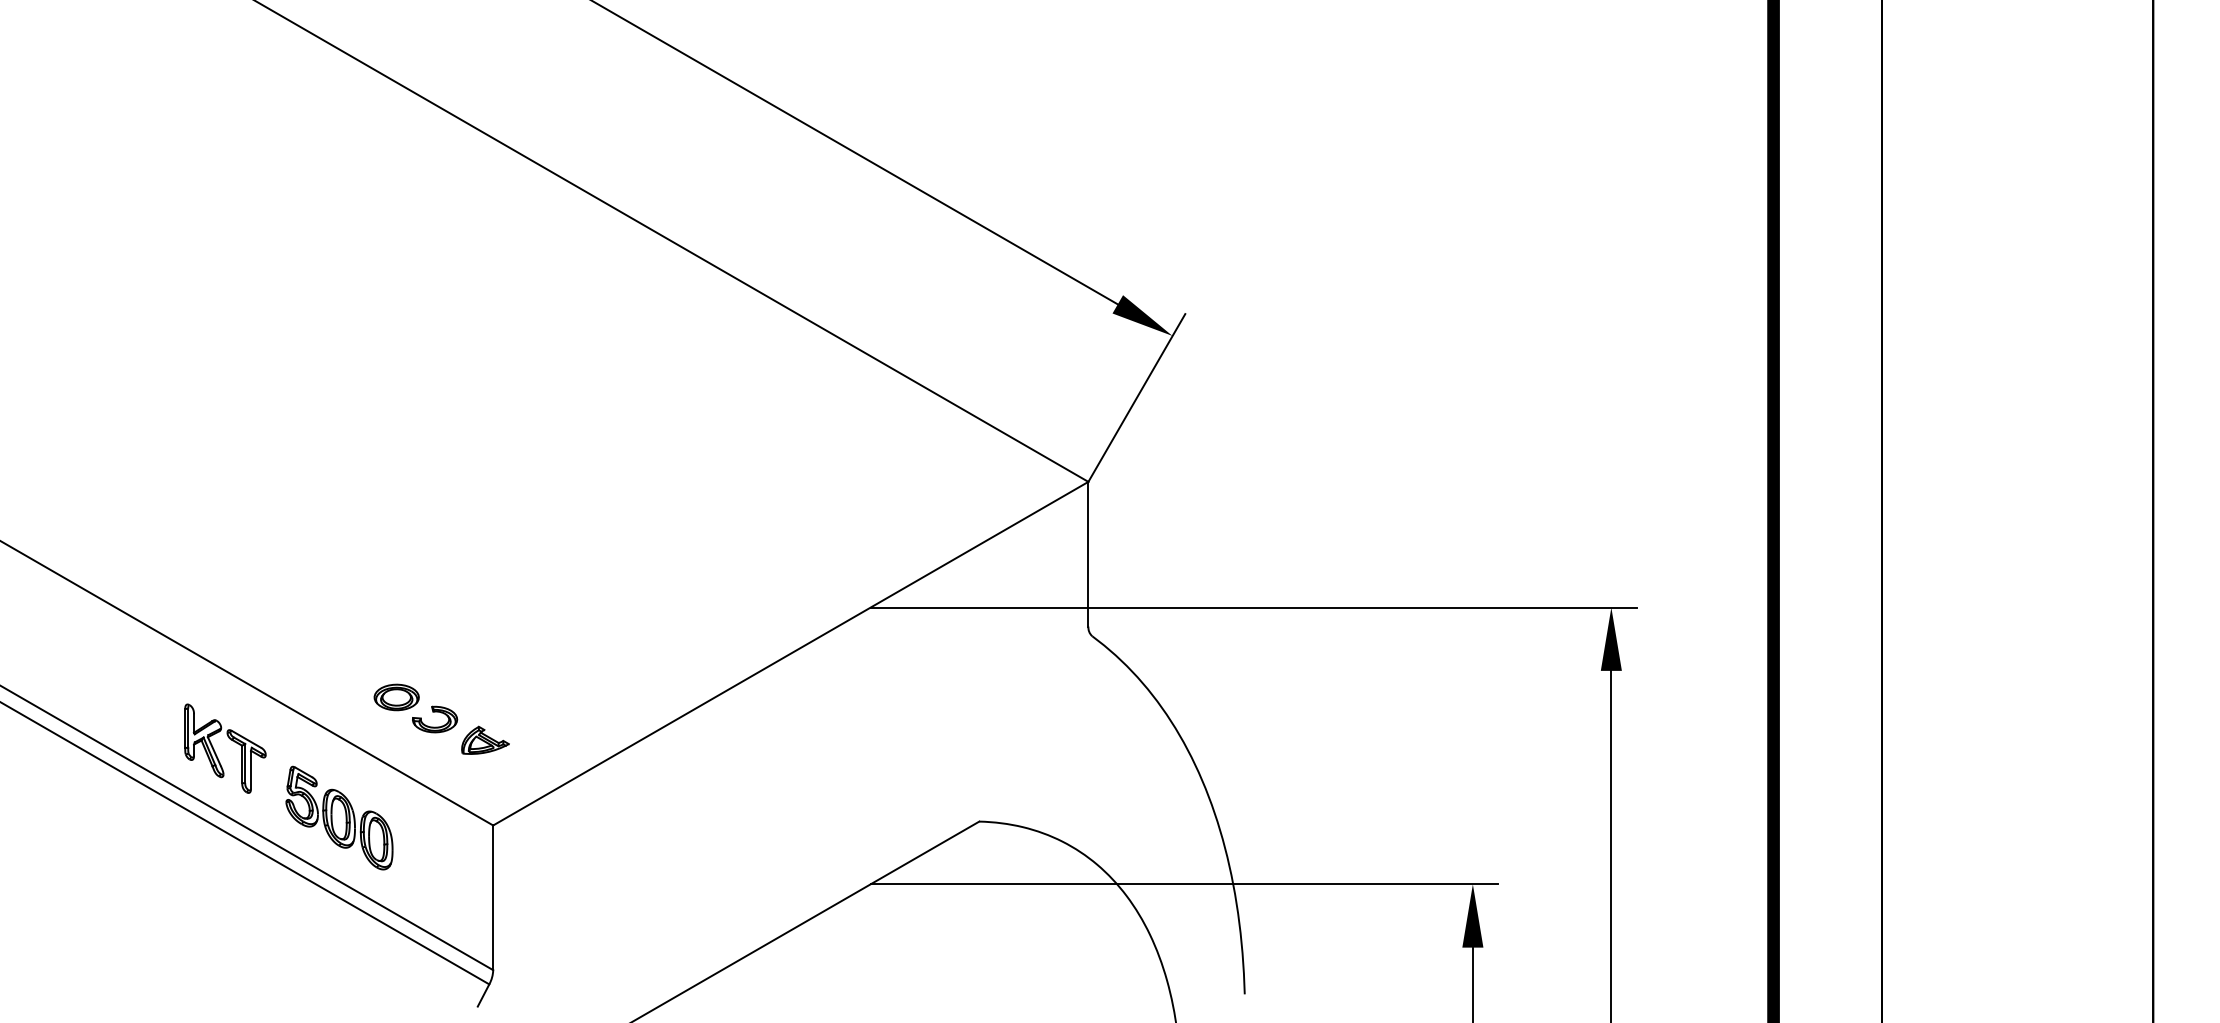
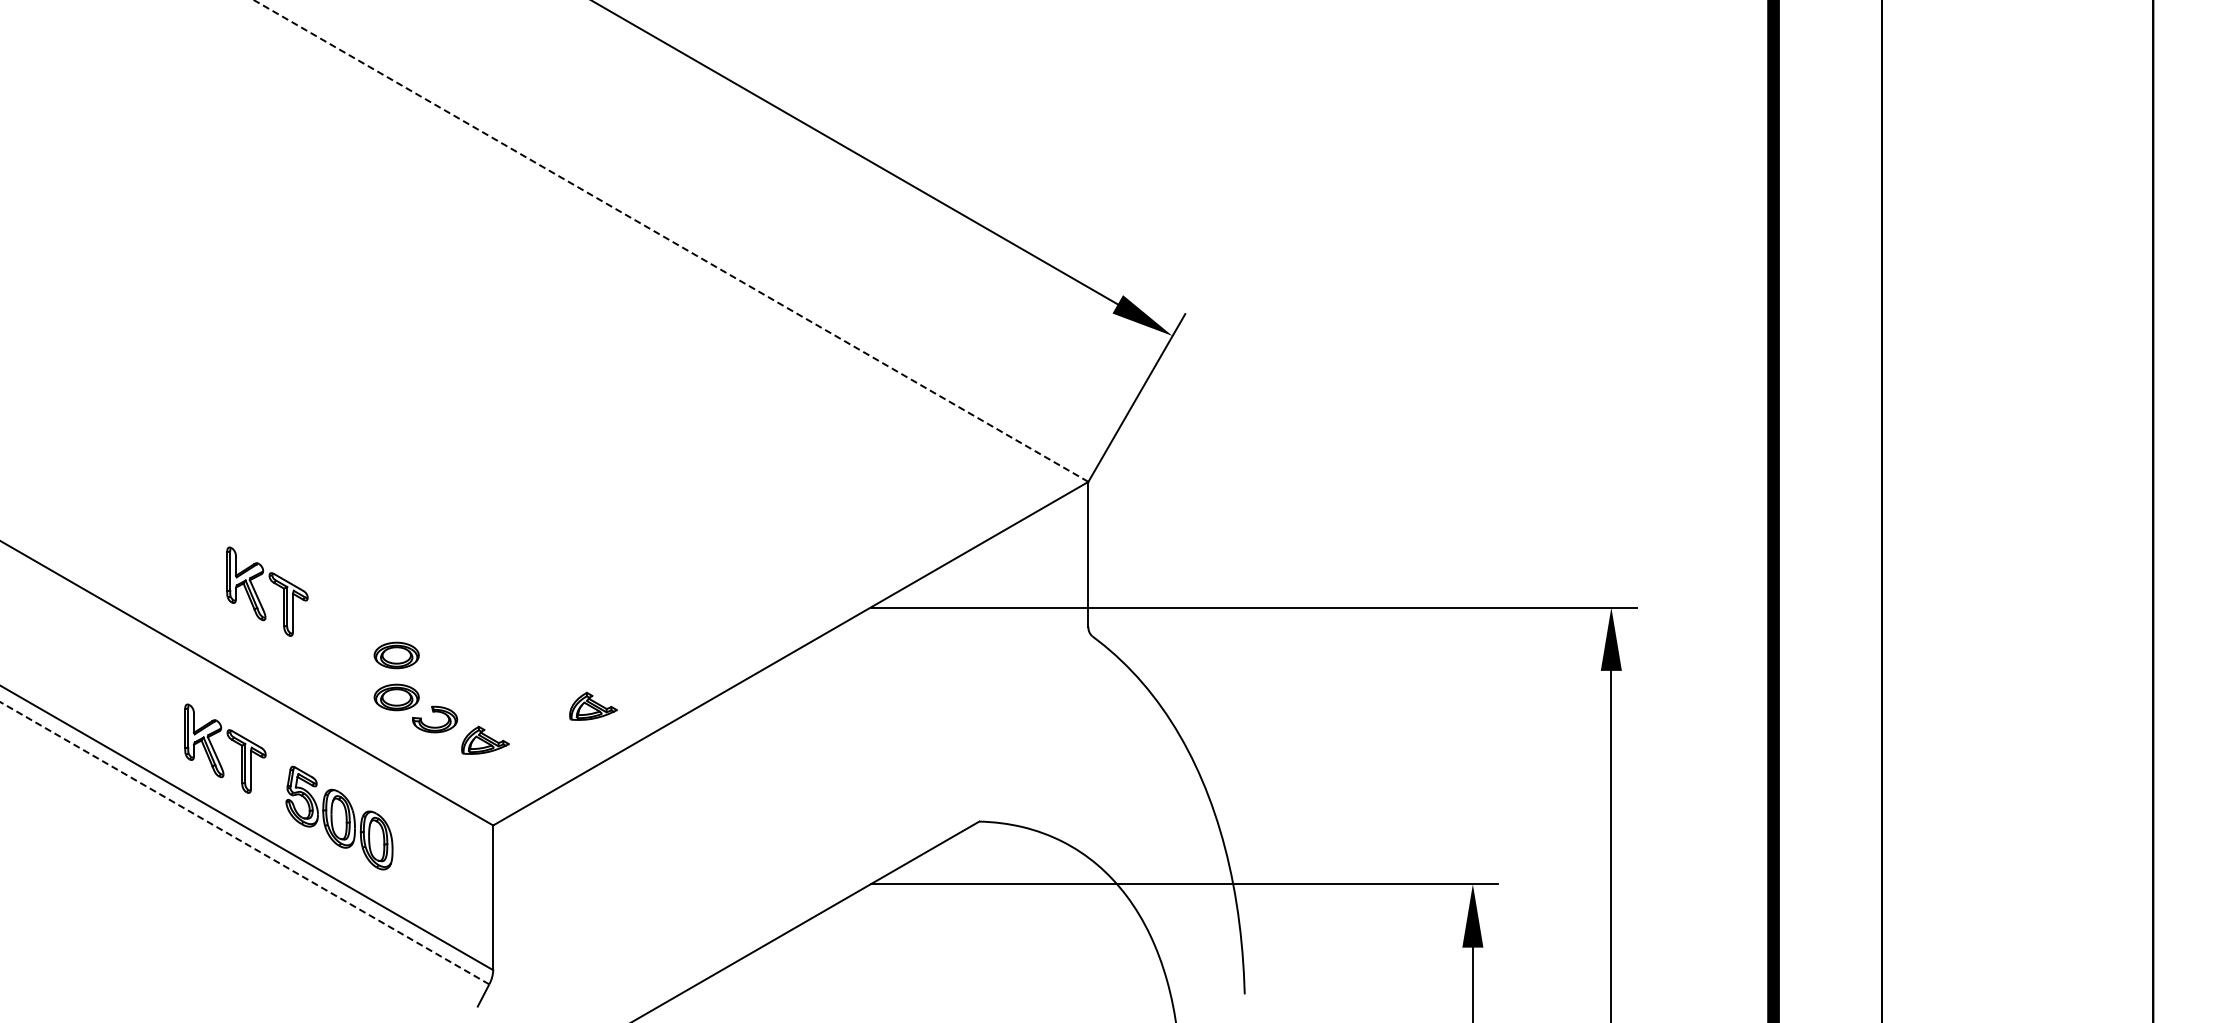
line: solid -> dashed (671, 240)
part: none -> present (271, 582)
part: none -> present (396, 655)
part: none -> present (593, 705)
line: solid -> dashed (244, 842)
